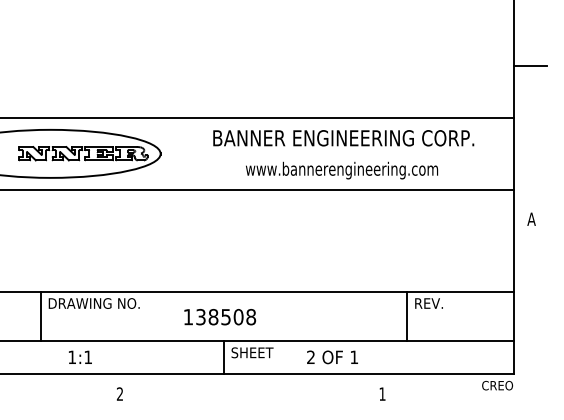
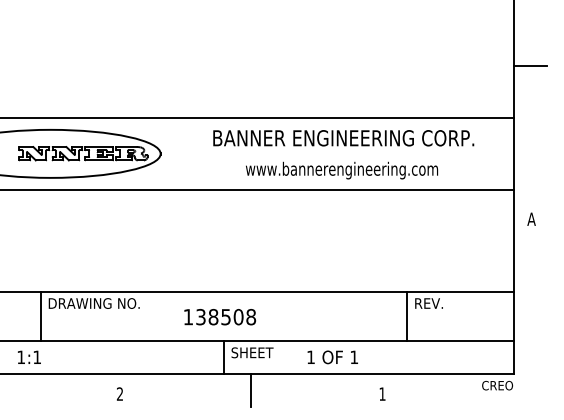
text position: (80, 356) -> (29, 356) (29, 356)
text: 2 -> 1 (310, 356)
line: none -> present (251, 390)
